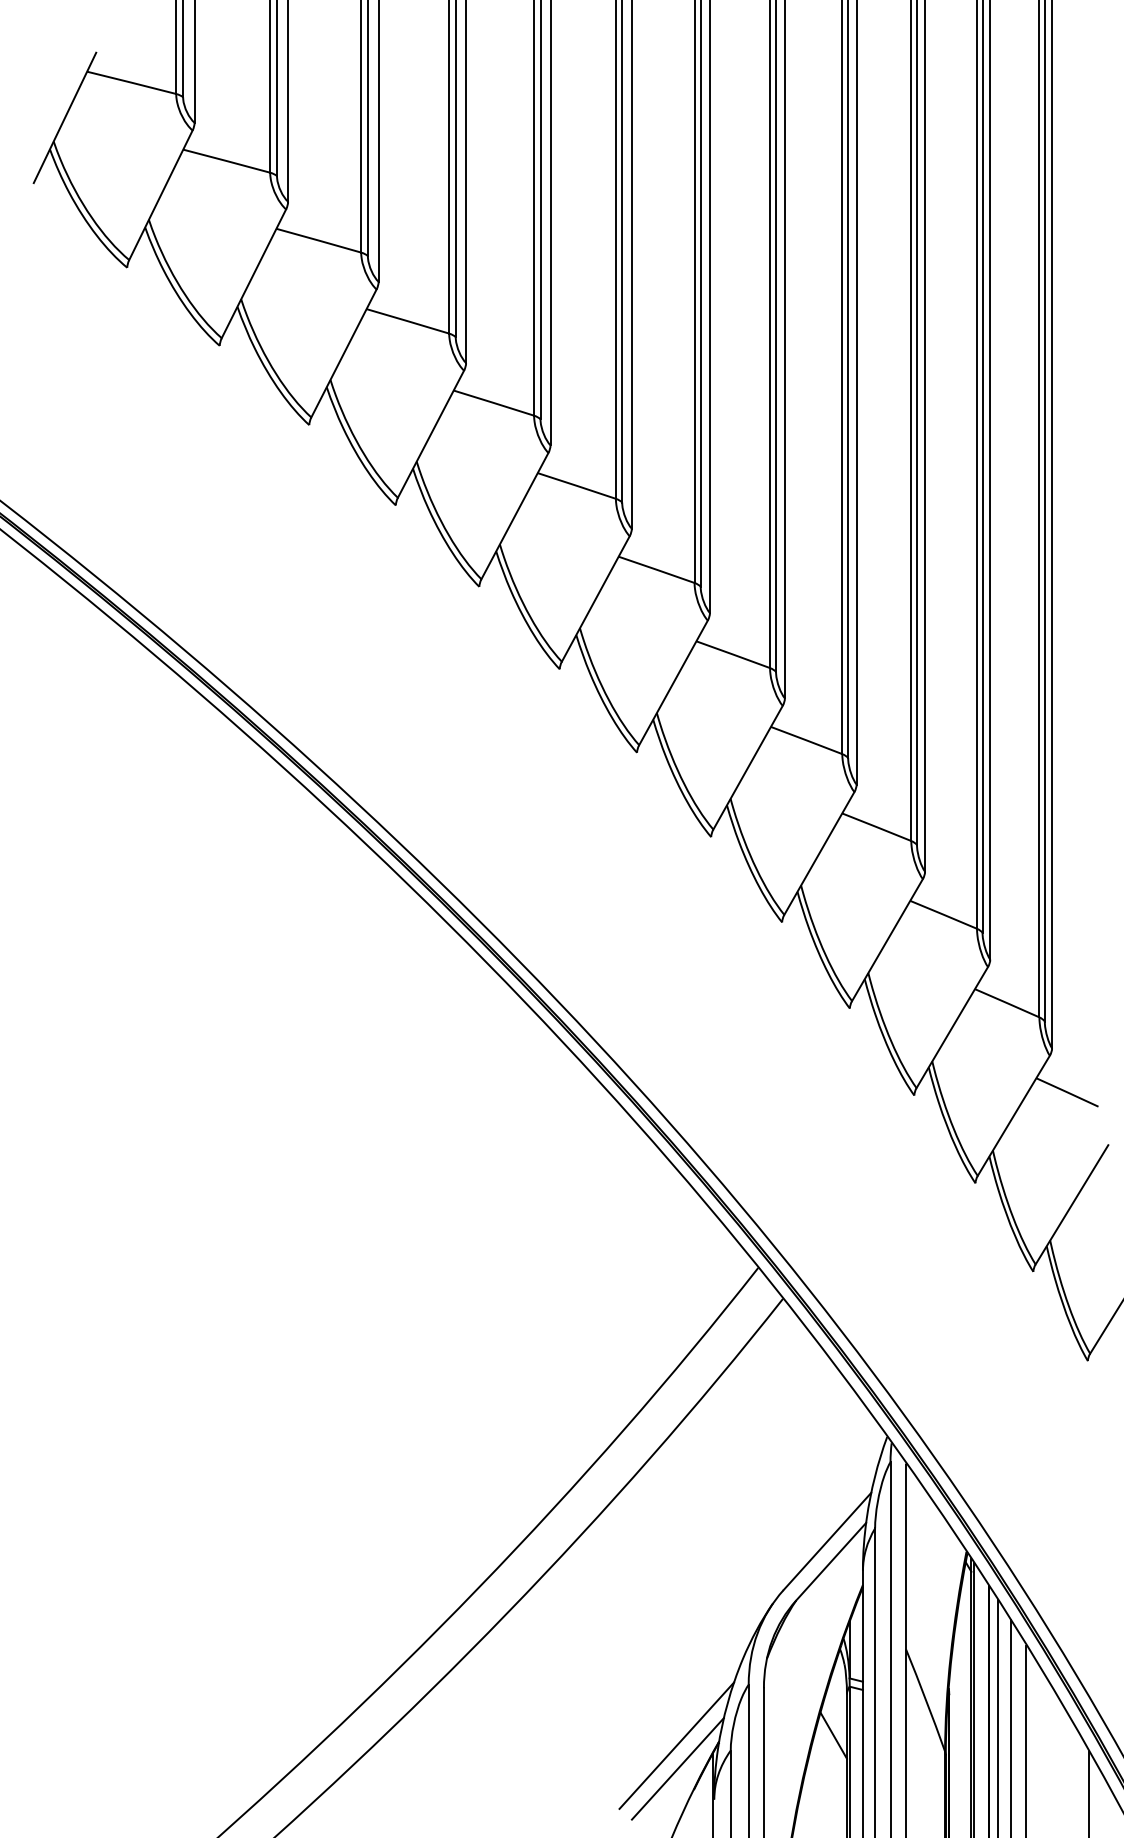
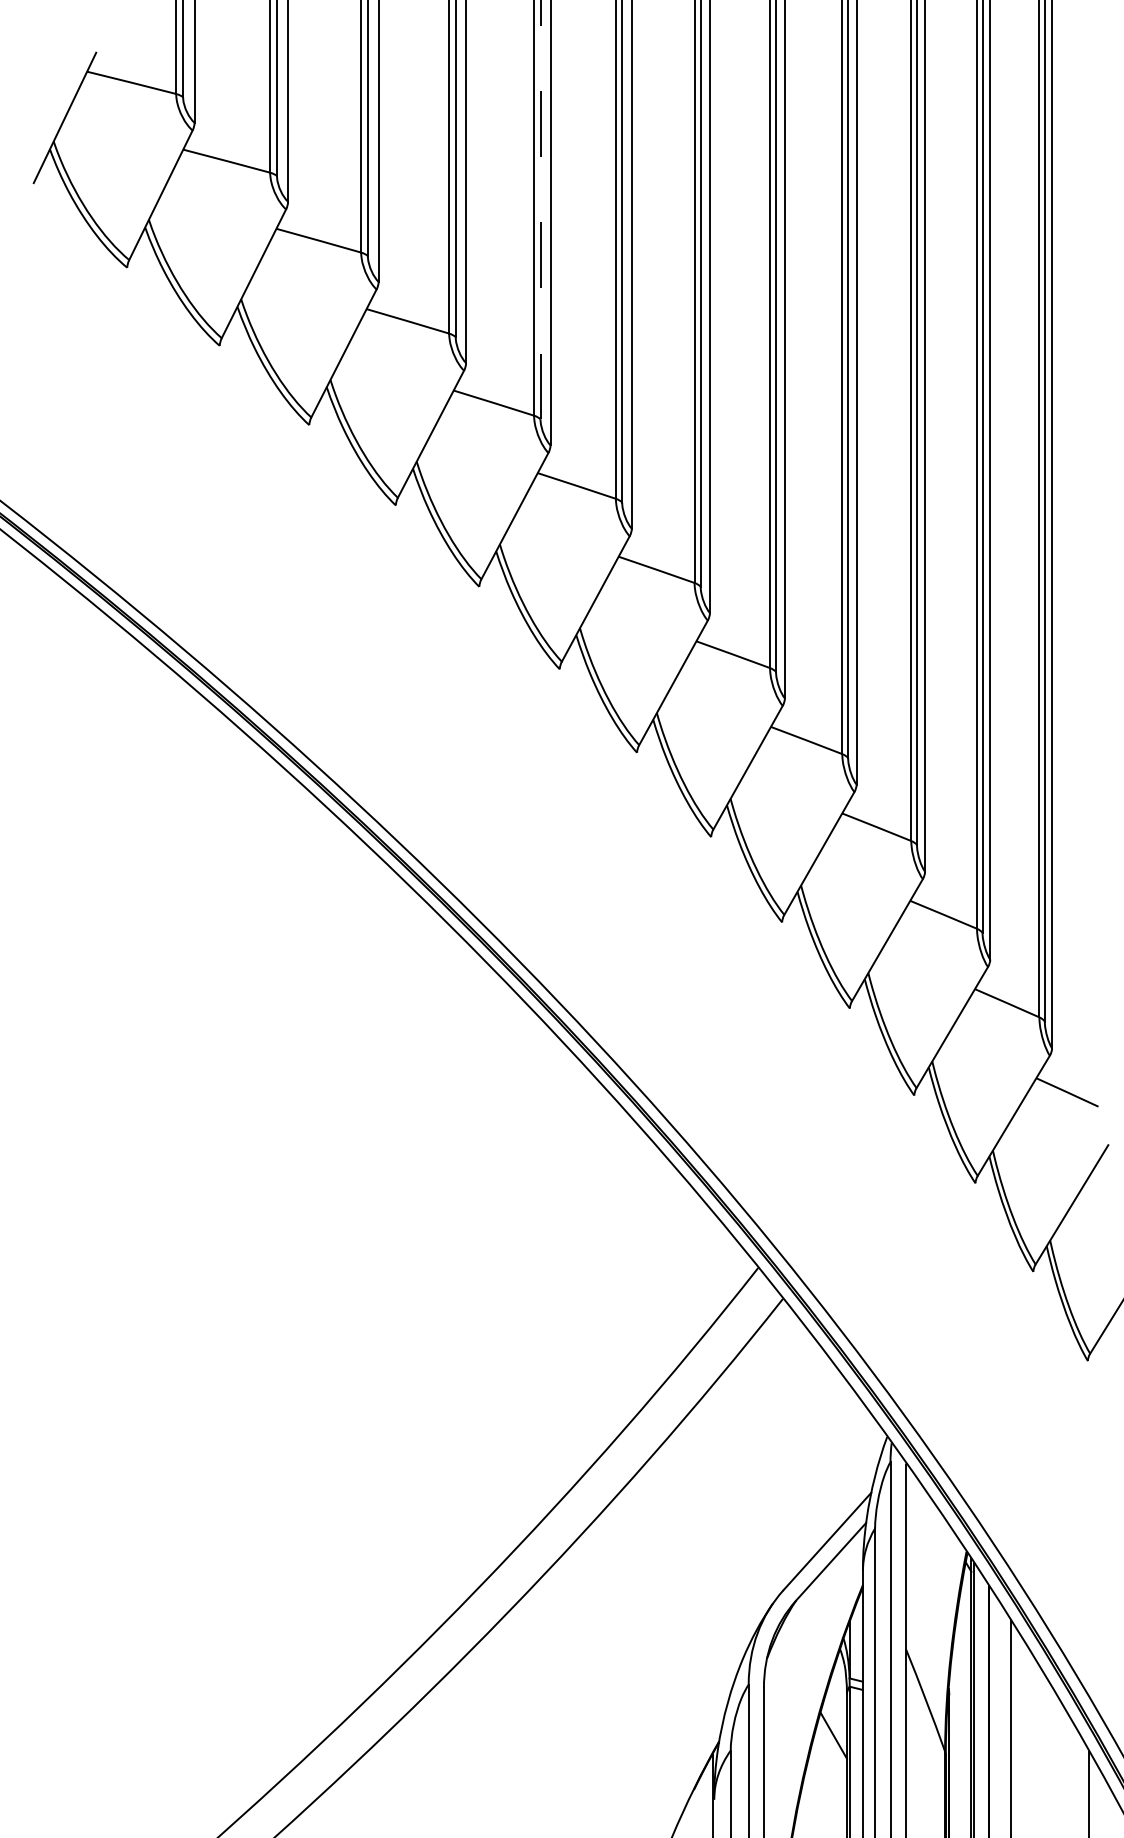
line: solid -> dashed (540, 209)
line: present -> none (997, 1716)
line: present -> none (1026, 1739)
line: present -> none (676, 1745)
line: present -> none (677, 1768)
